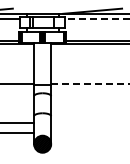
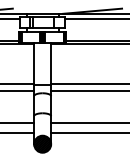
line: dashed -> solid (96, 19)
line: dashed -> solid (90, 84)
line: none -> present (18, 90)
line: none -> present (88, 90)
line: none -> present (88, 122)
line: none -> present (88, 133)
